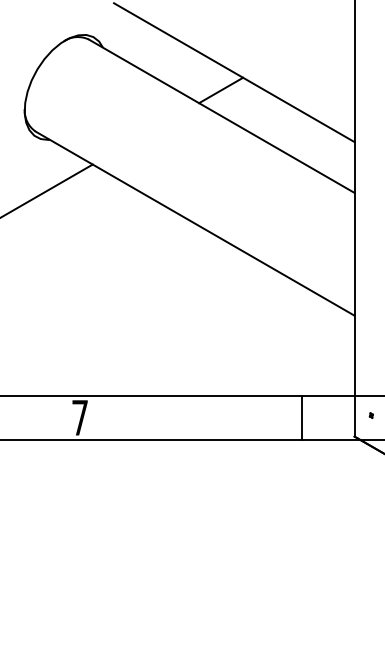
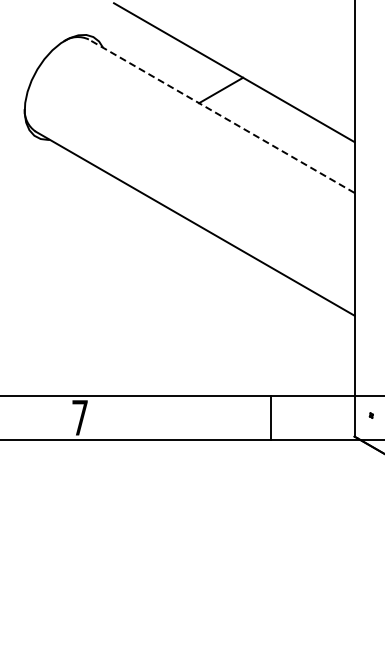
line: solid -> dashed (221, 115)
line: present -> none (47, 190)
line position: (302, 417) -> (271, 417) (271, 417)
